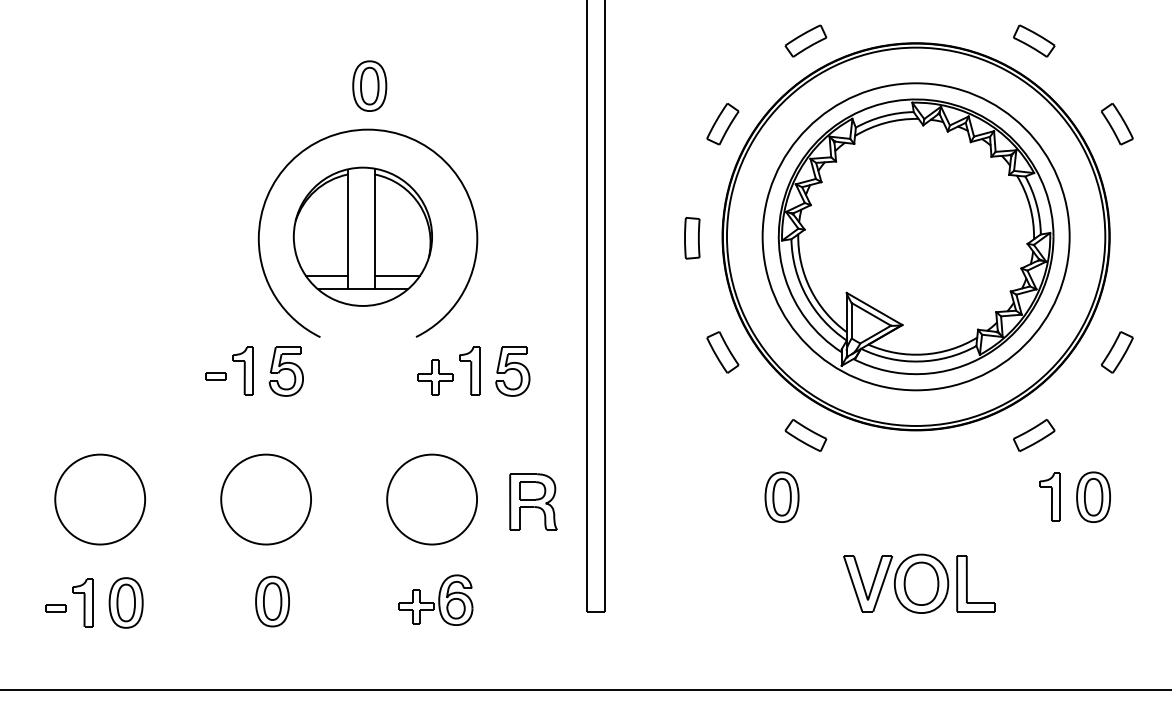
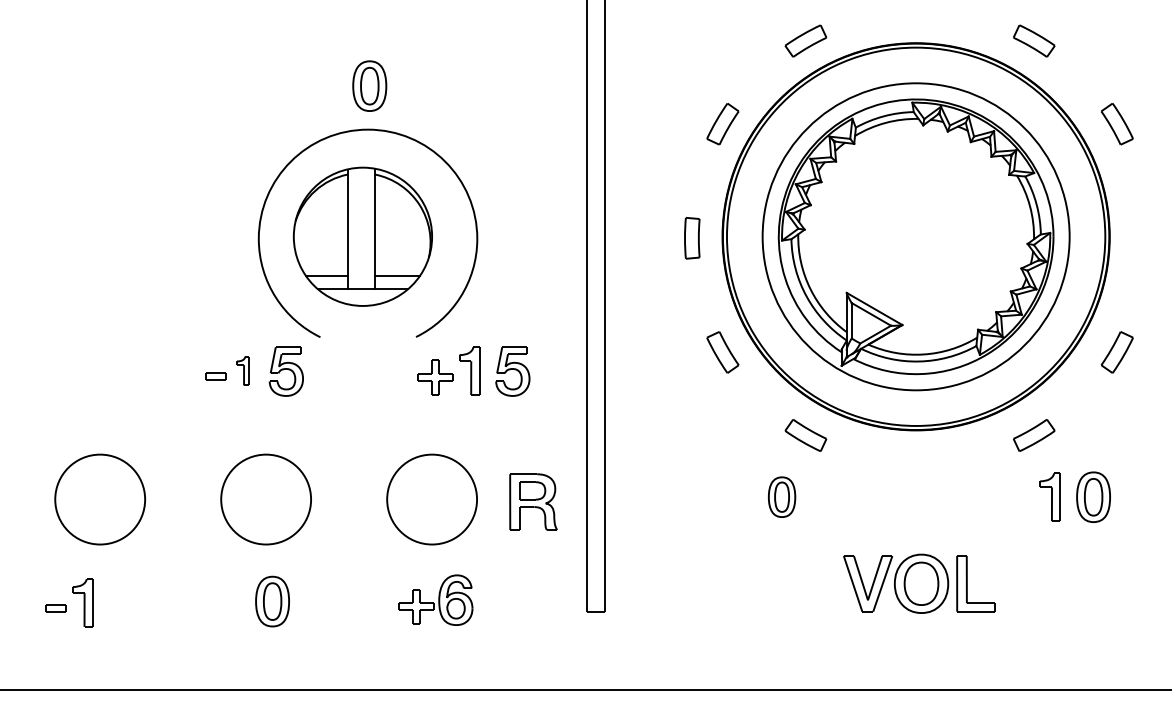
part size: 22x50 px -> 14x30 px (242, 370)
part size: 36x52 px -> 29x42 px (782, 496)
part: present -> none (125, 602)
